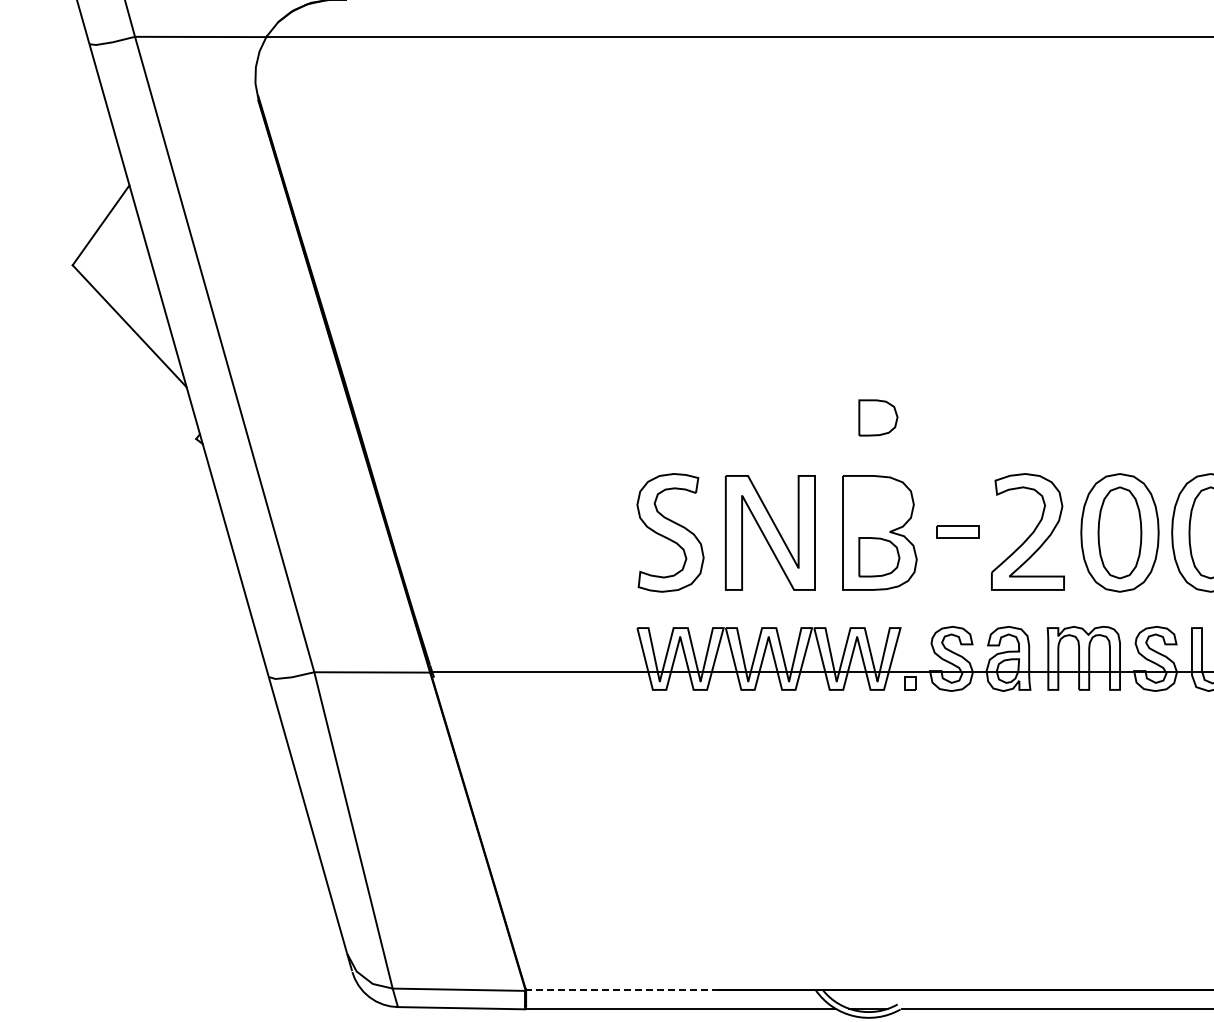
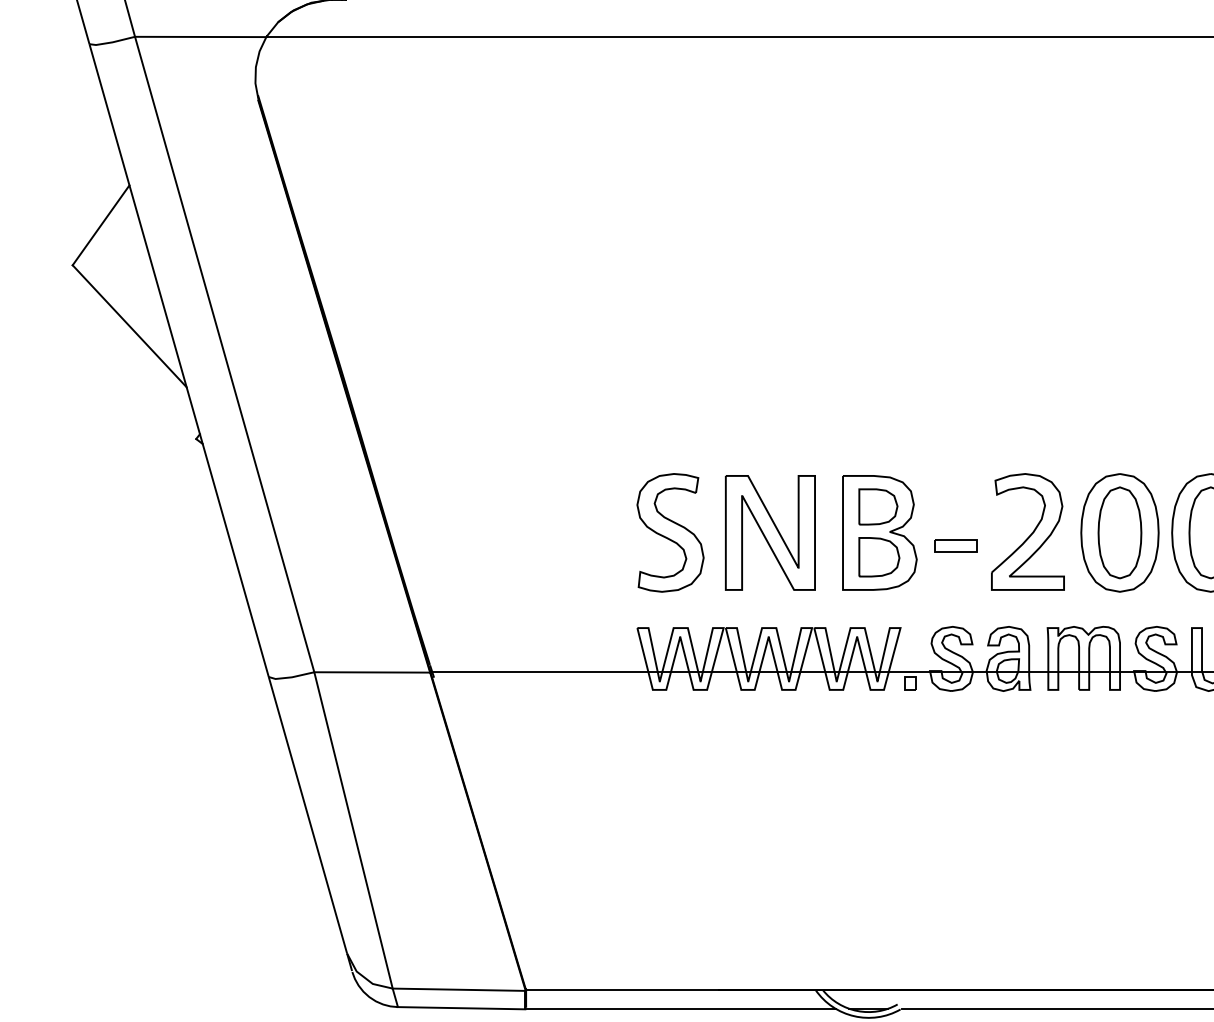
part position: (878, 417) -> (878, 506) (878, 506)
part position: (957, 531) -> (955, 545) (955, 545)
line: dashed -> solid (622, 990)
